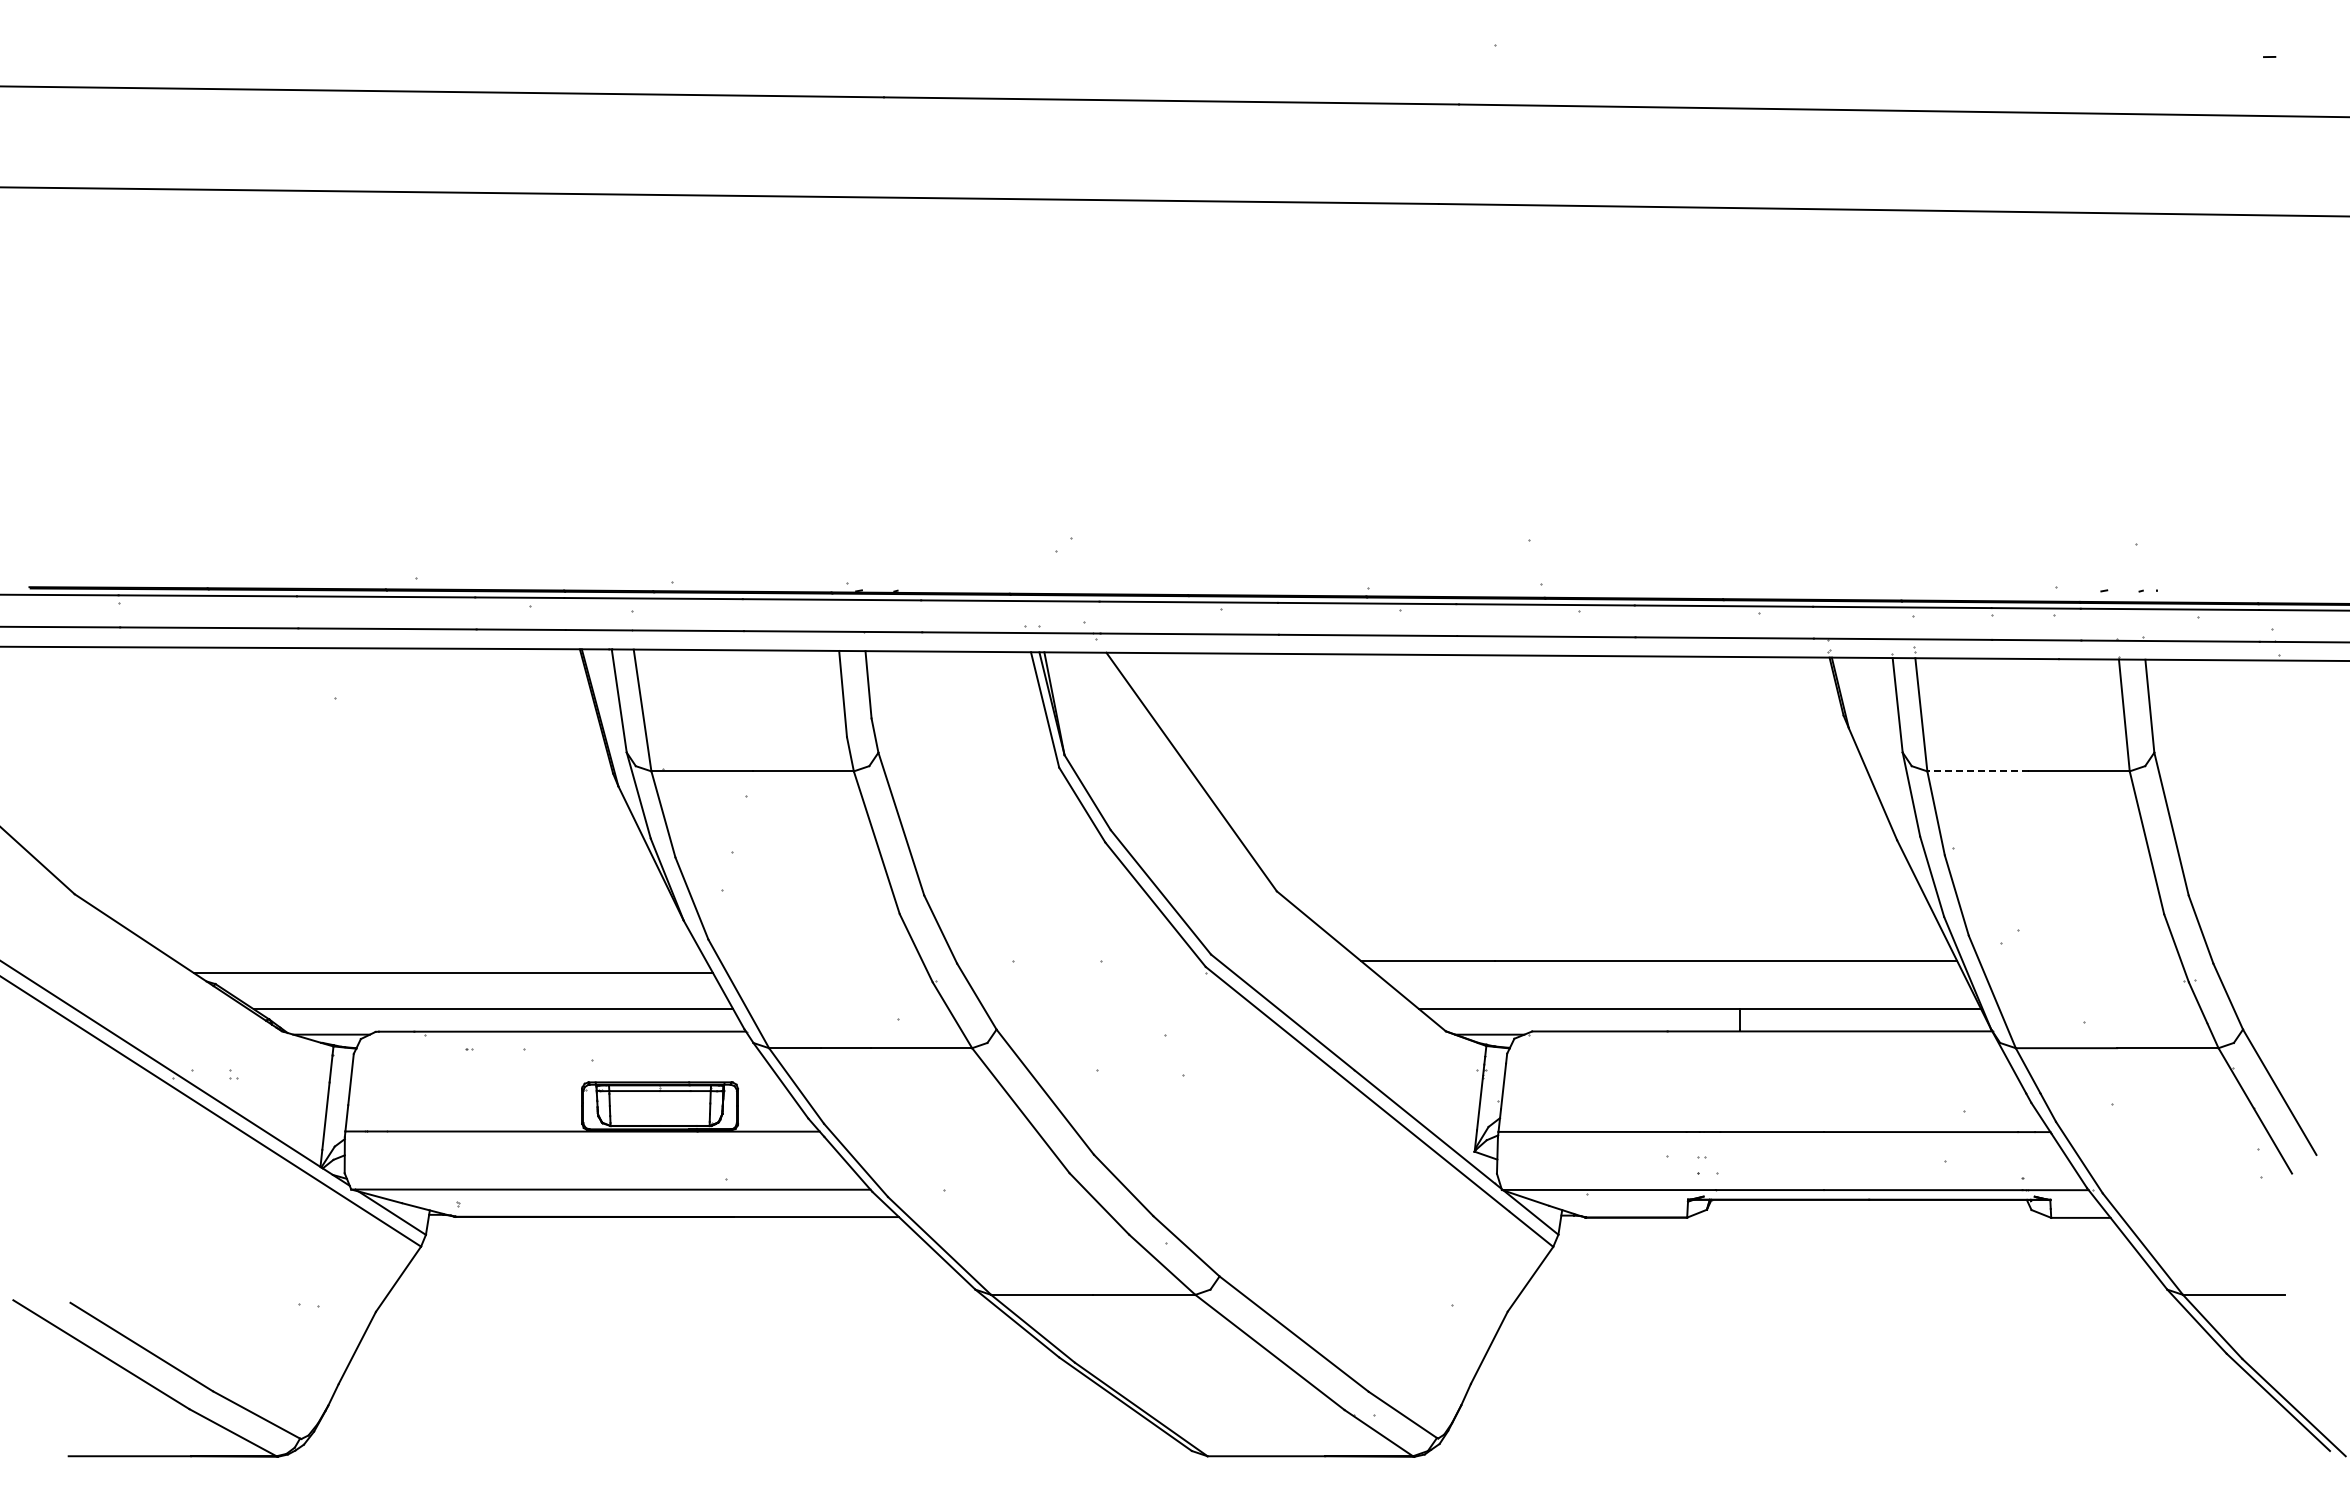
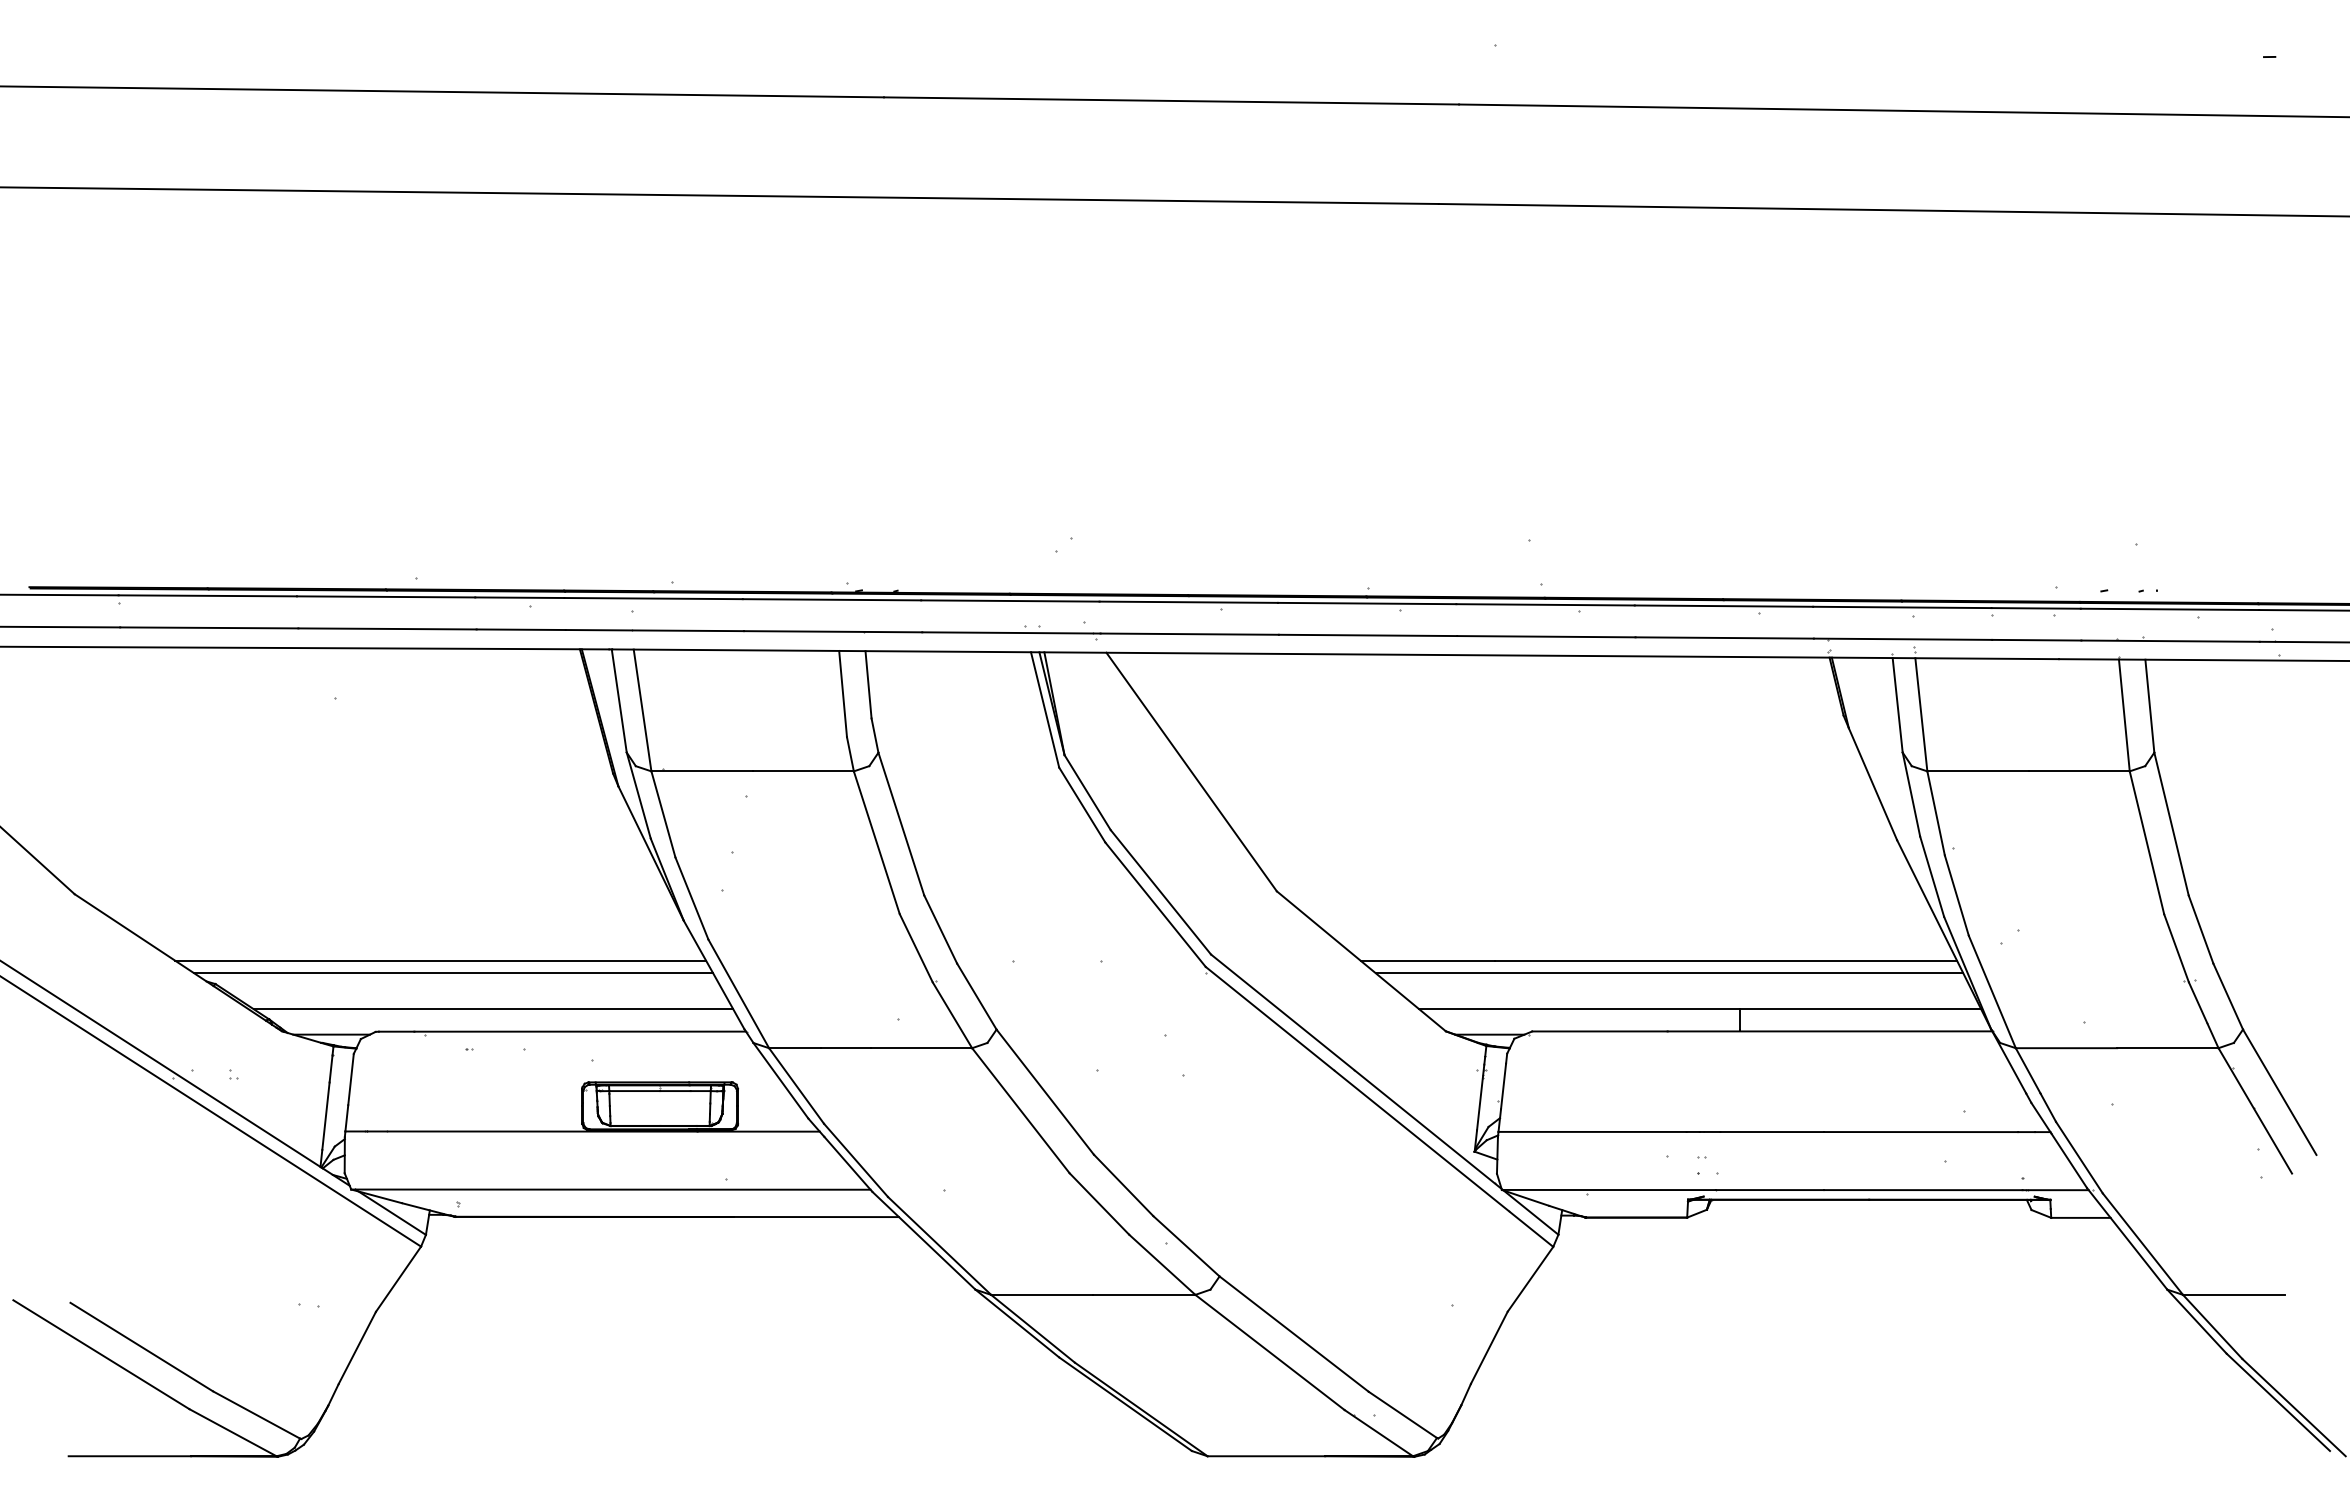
line: dashed -> solid (1977, 771)
line: none -> present (440, 960)
line: none -> present (1669, 973)
